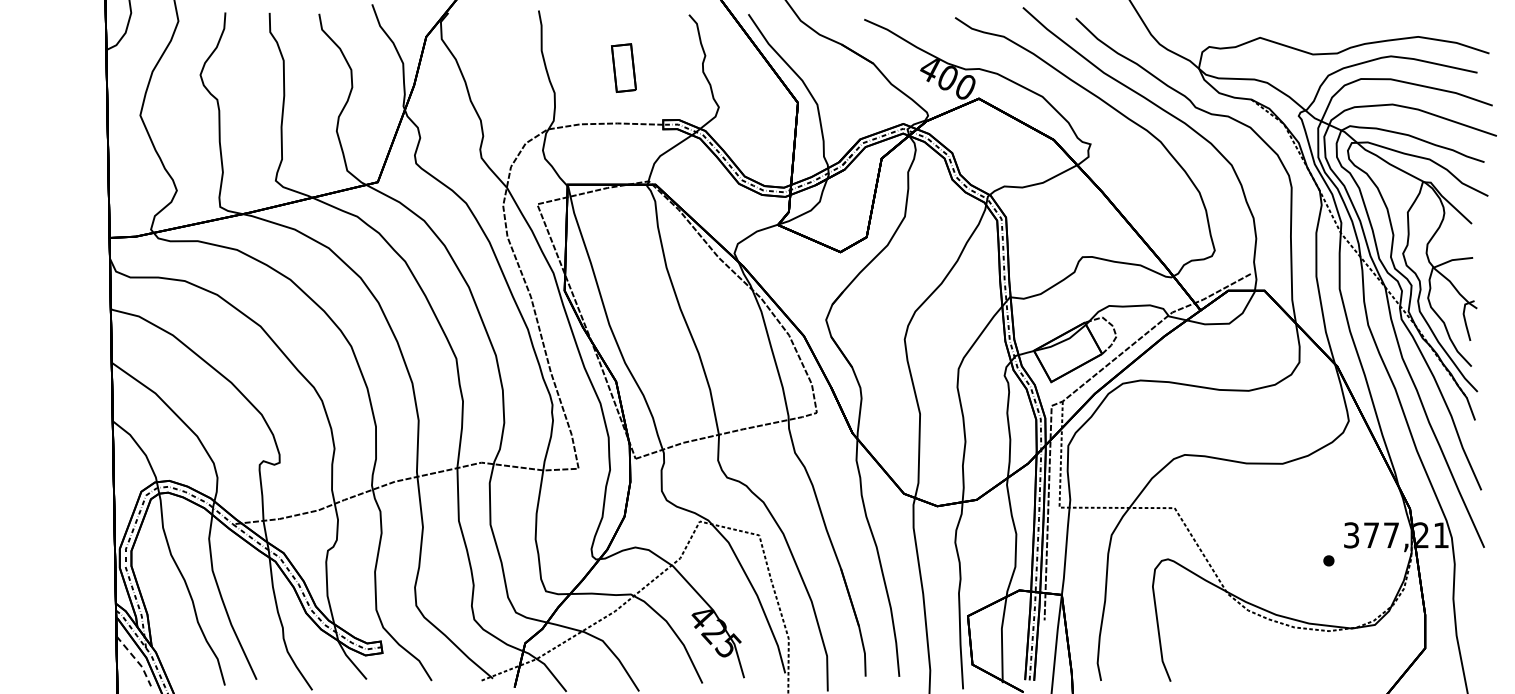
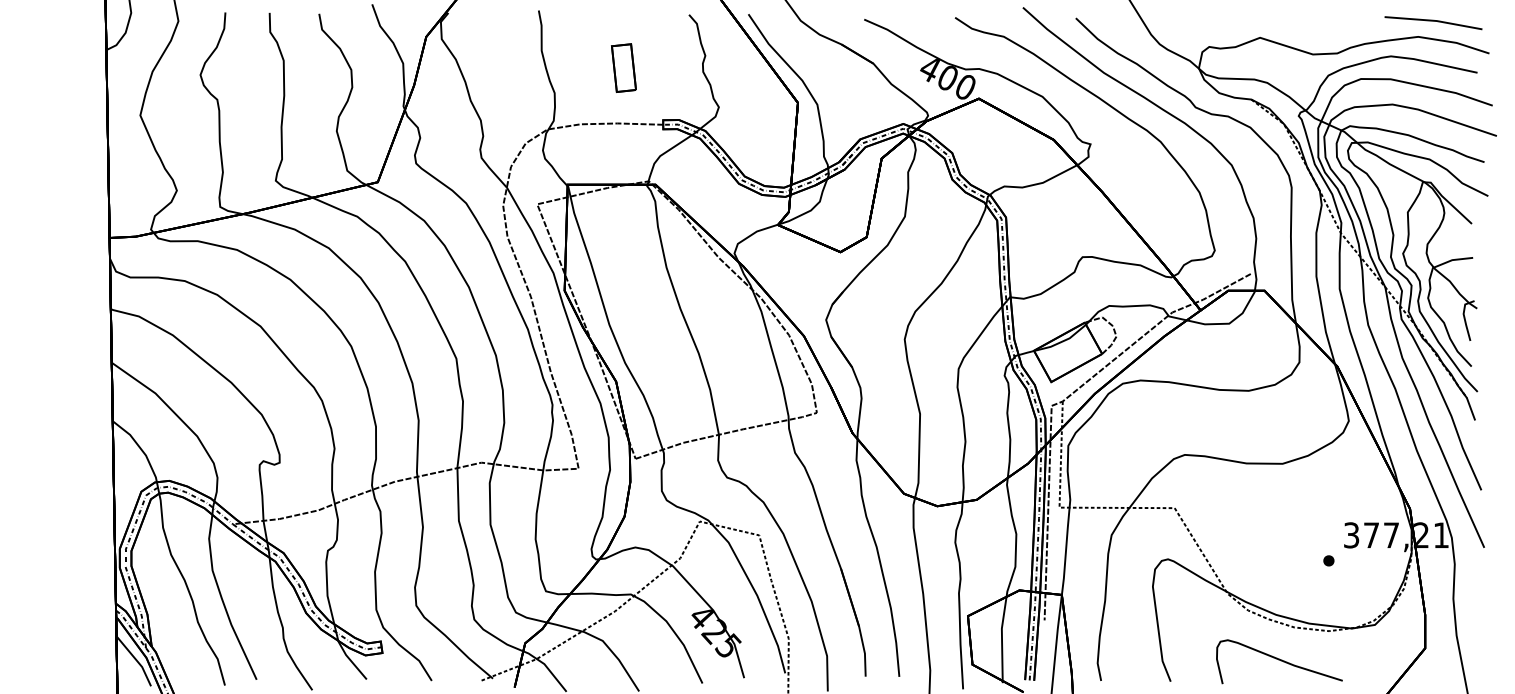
line: none -> present (1433, 21)
line: dashed -> solid (136, 660)
curve: none -> present (1279, 660)
